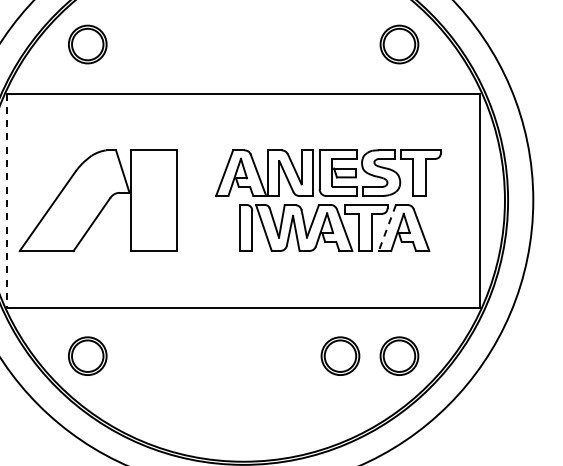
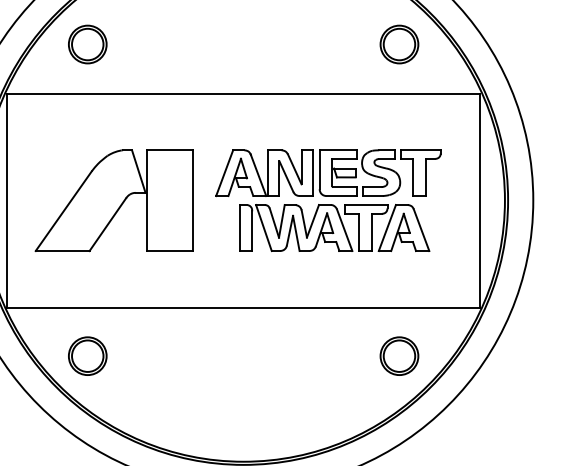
part position: (97, 200) -> (113, 200) (113, 200)
line: dashed -> solid (7, 201)
line: dashed -> solid (387, 228)
part: present -> none (340, 355)
